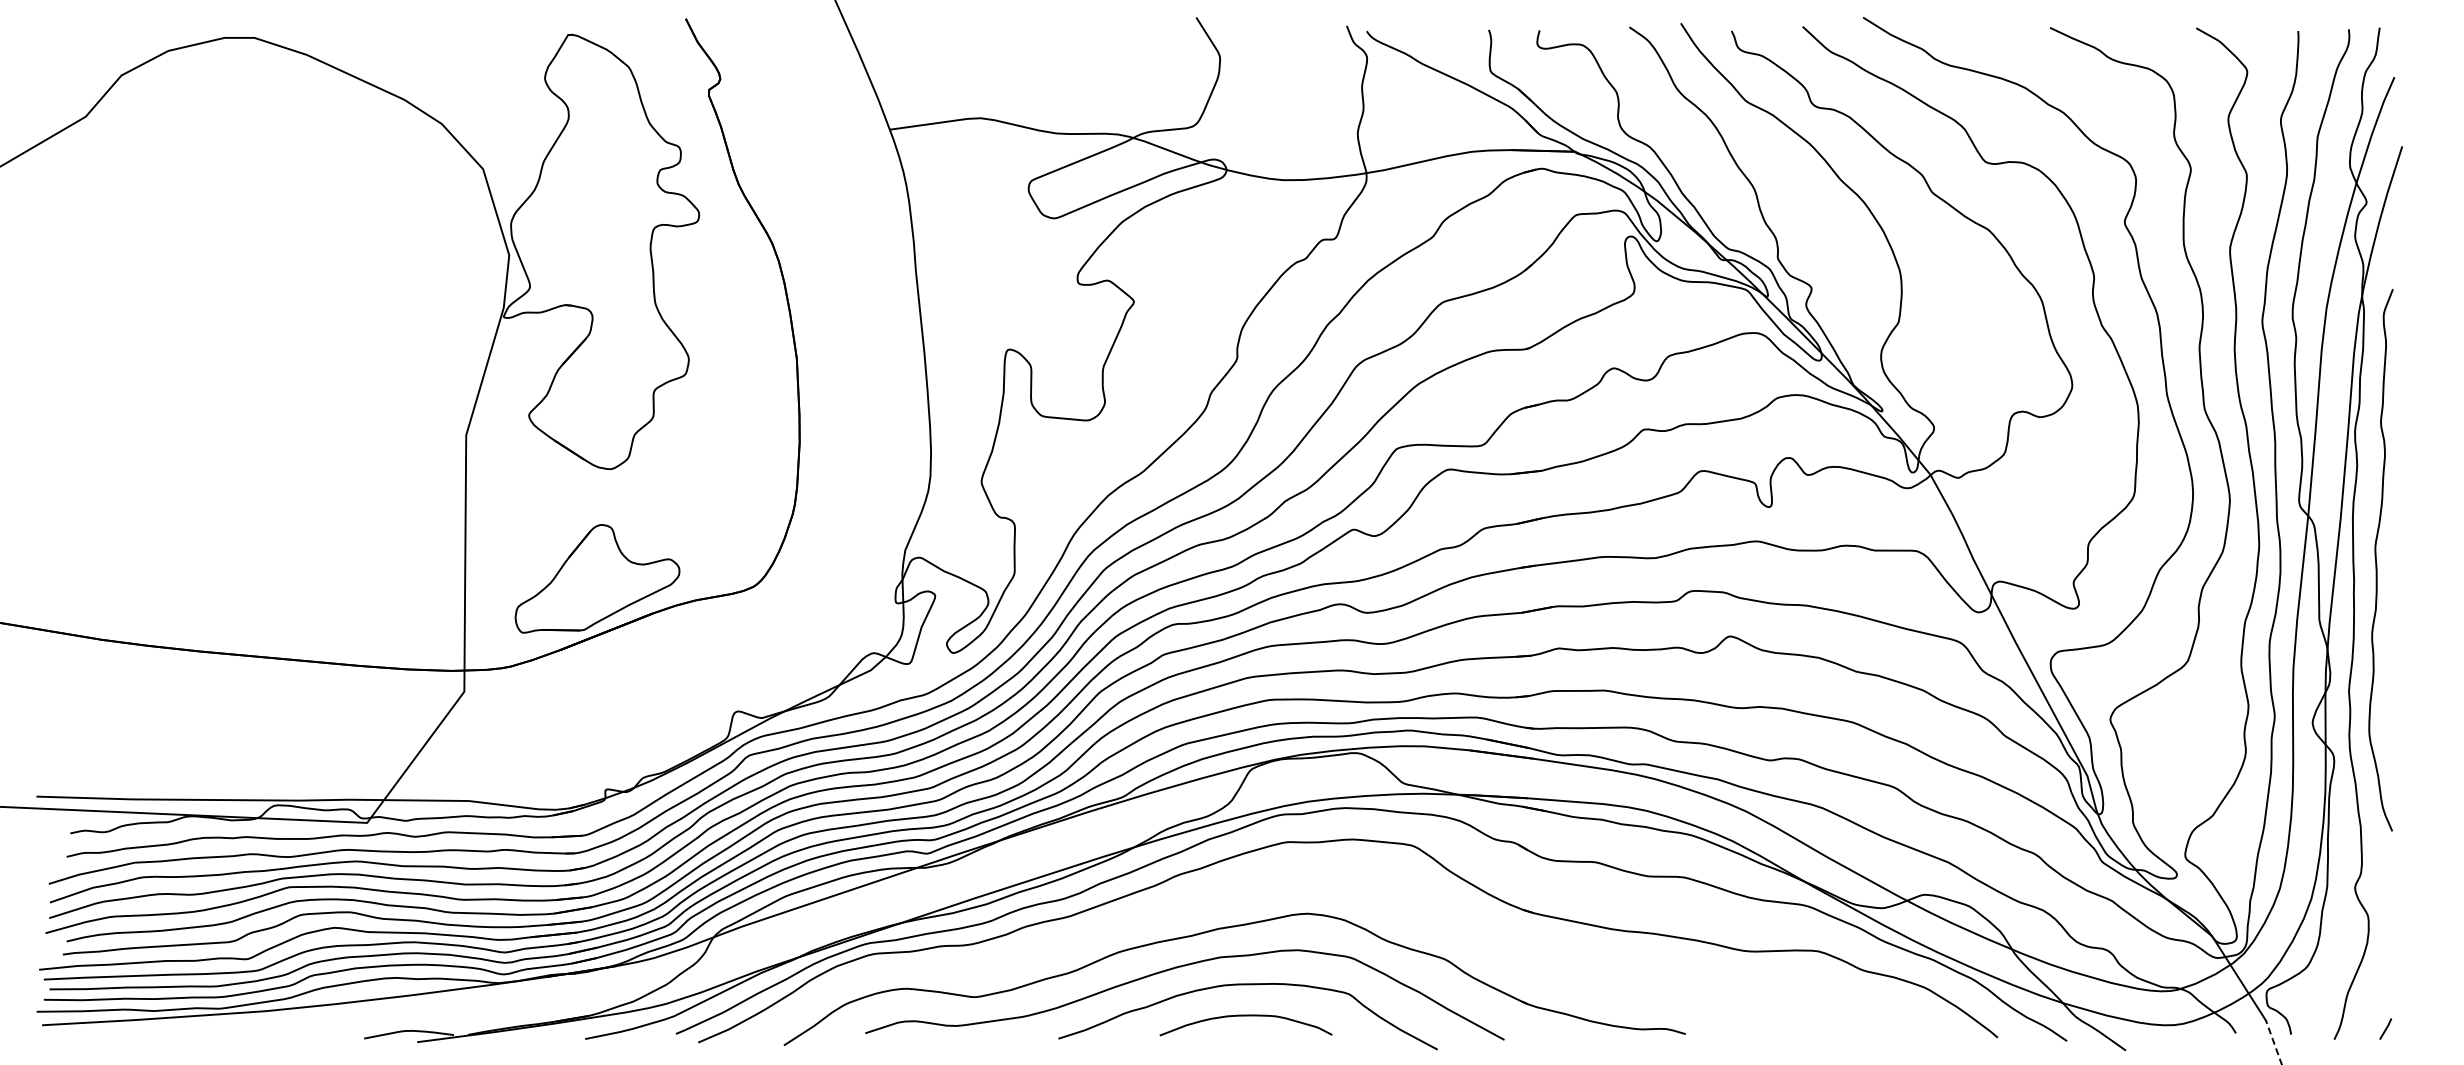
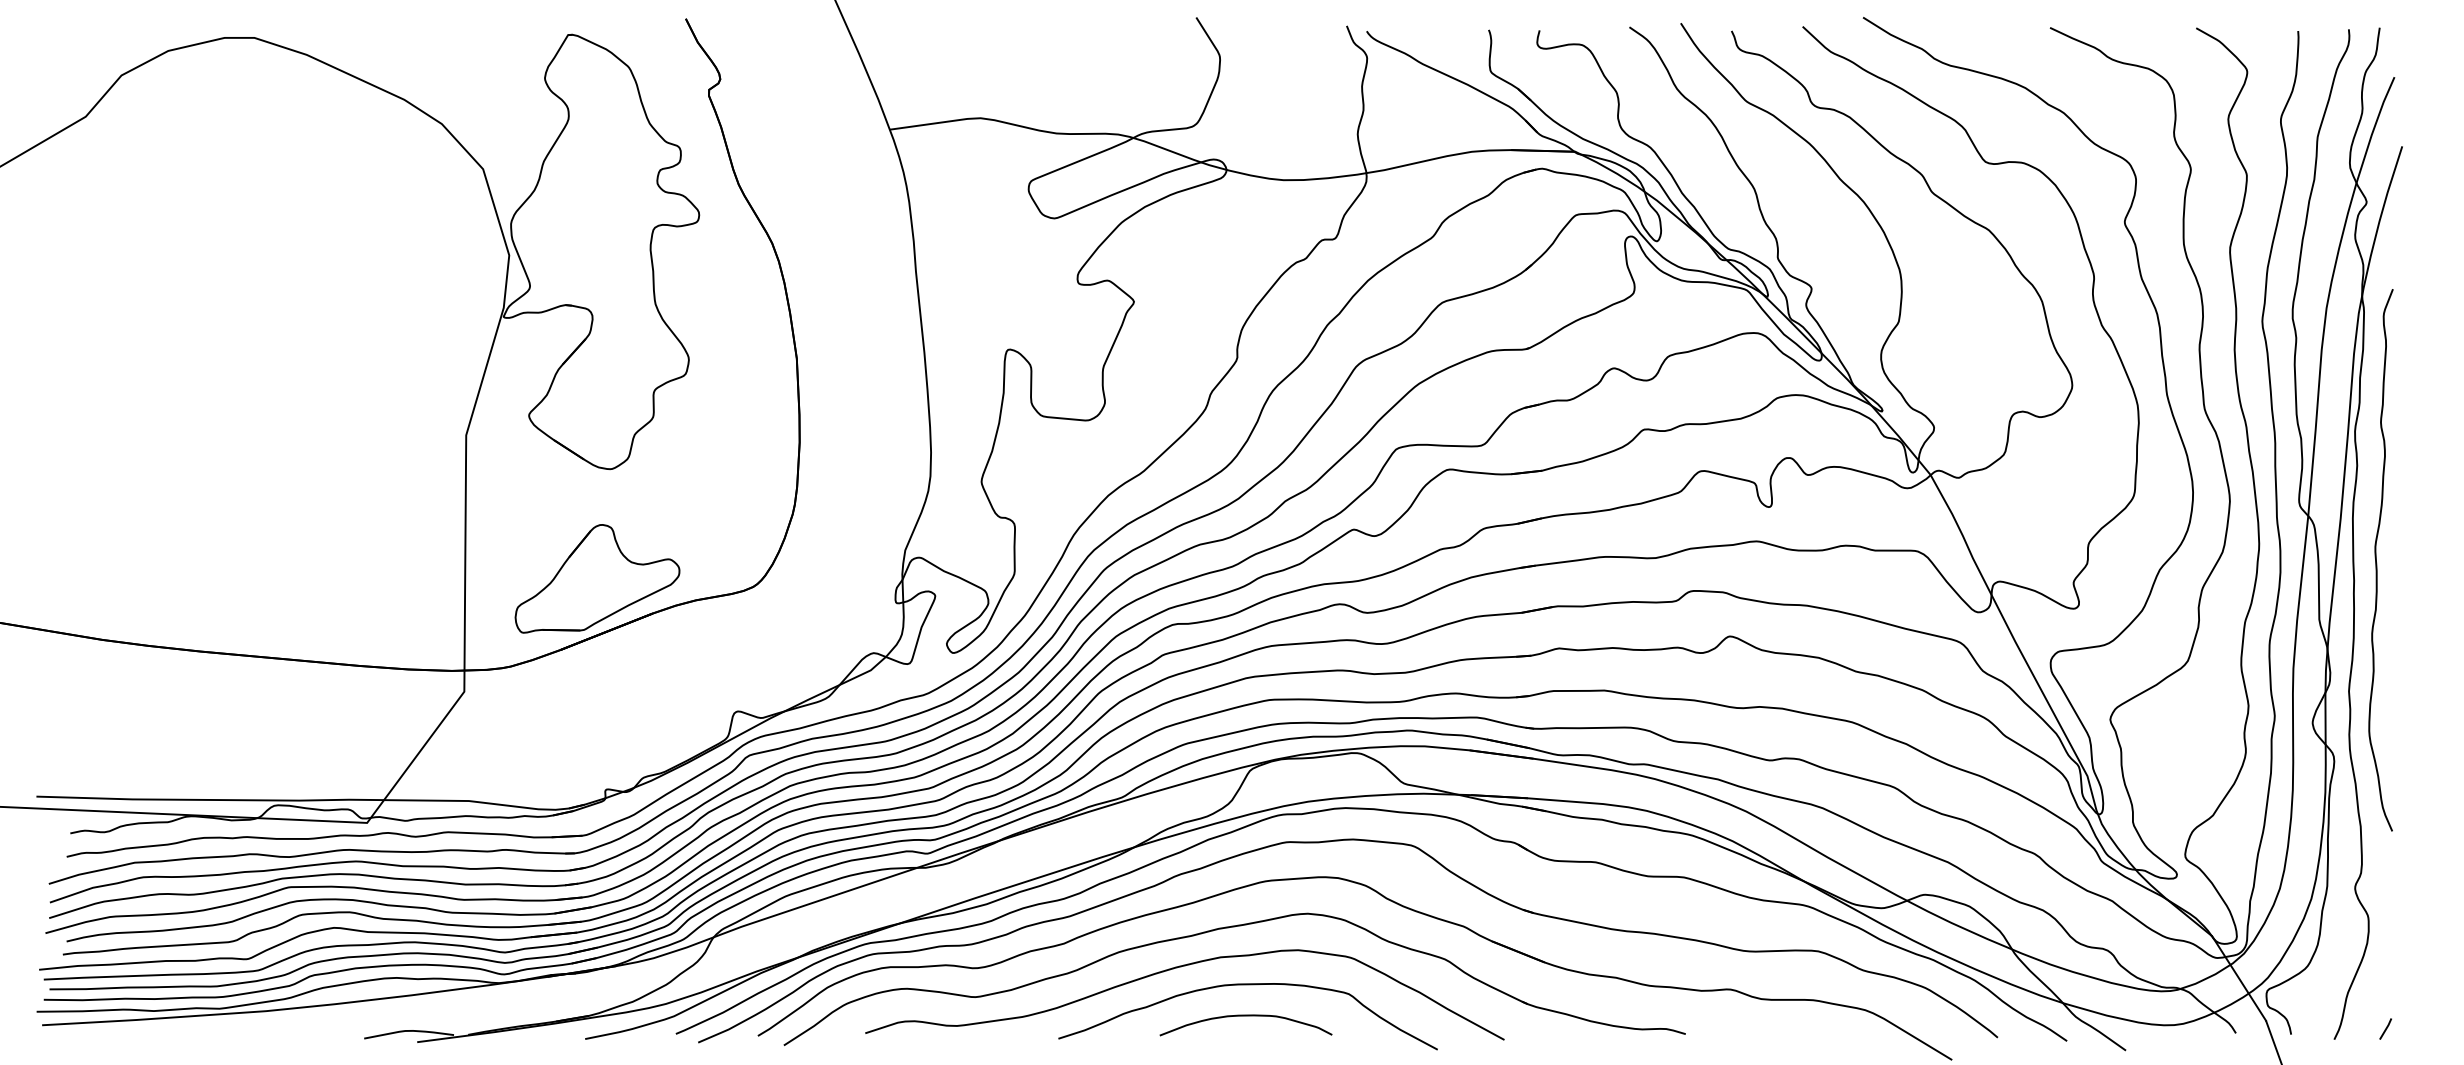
part: none -> present (1388, 900)
line: dashed -> solid (2273, 1042)
